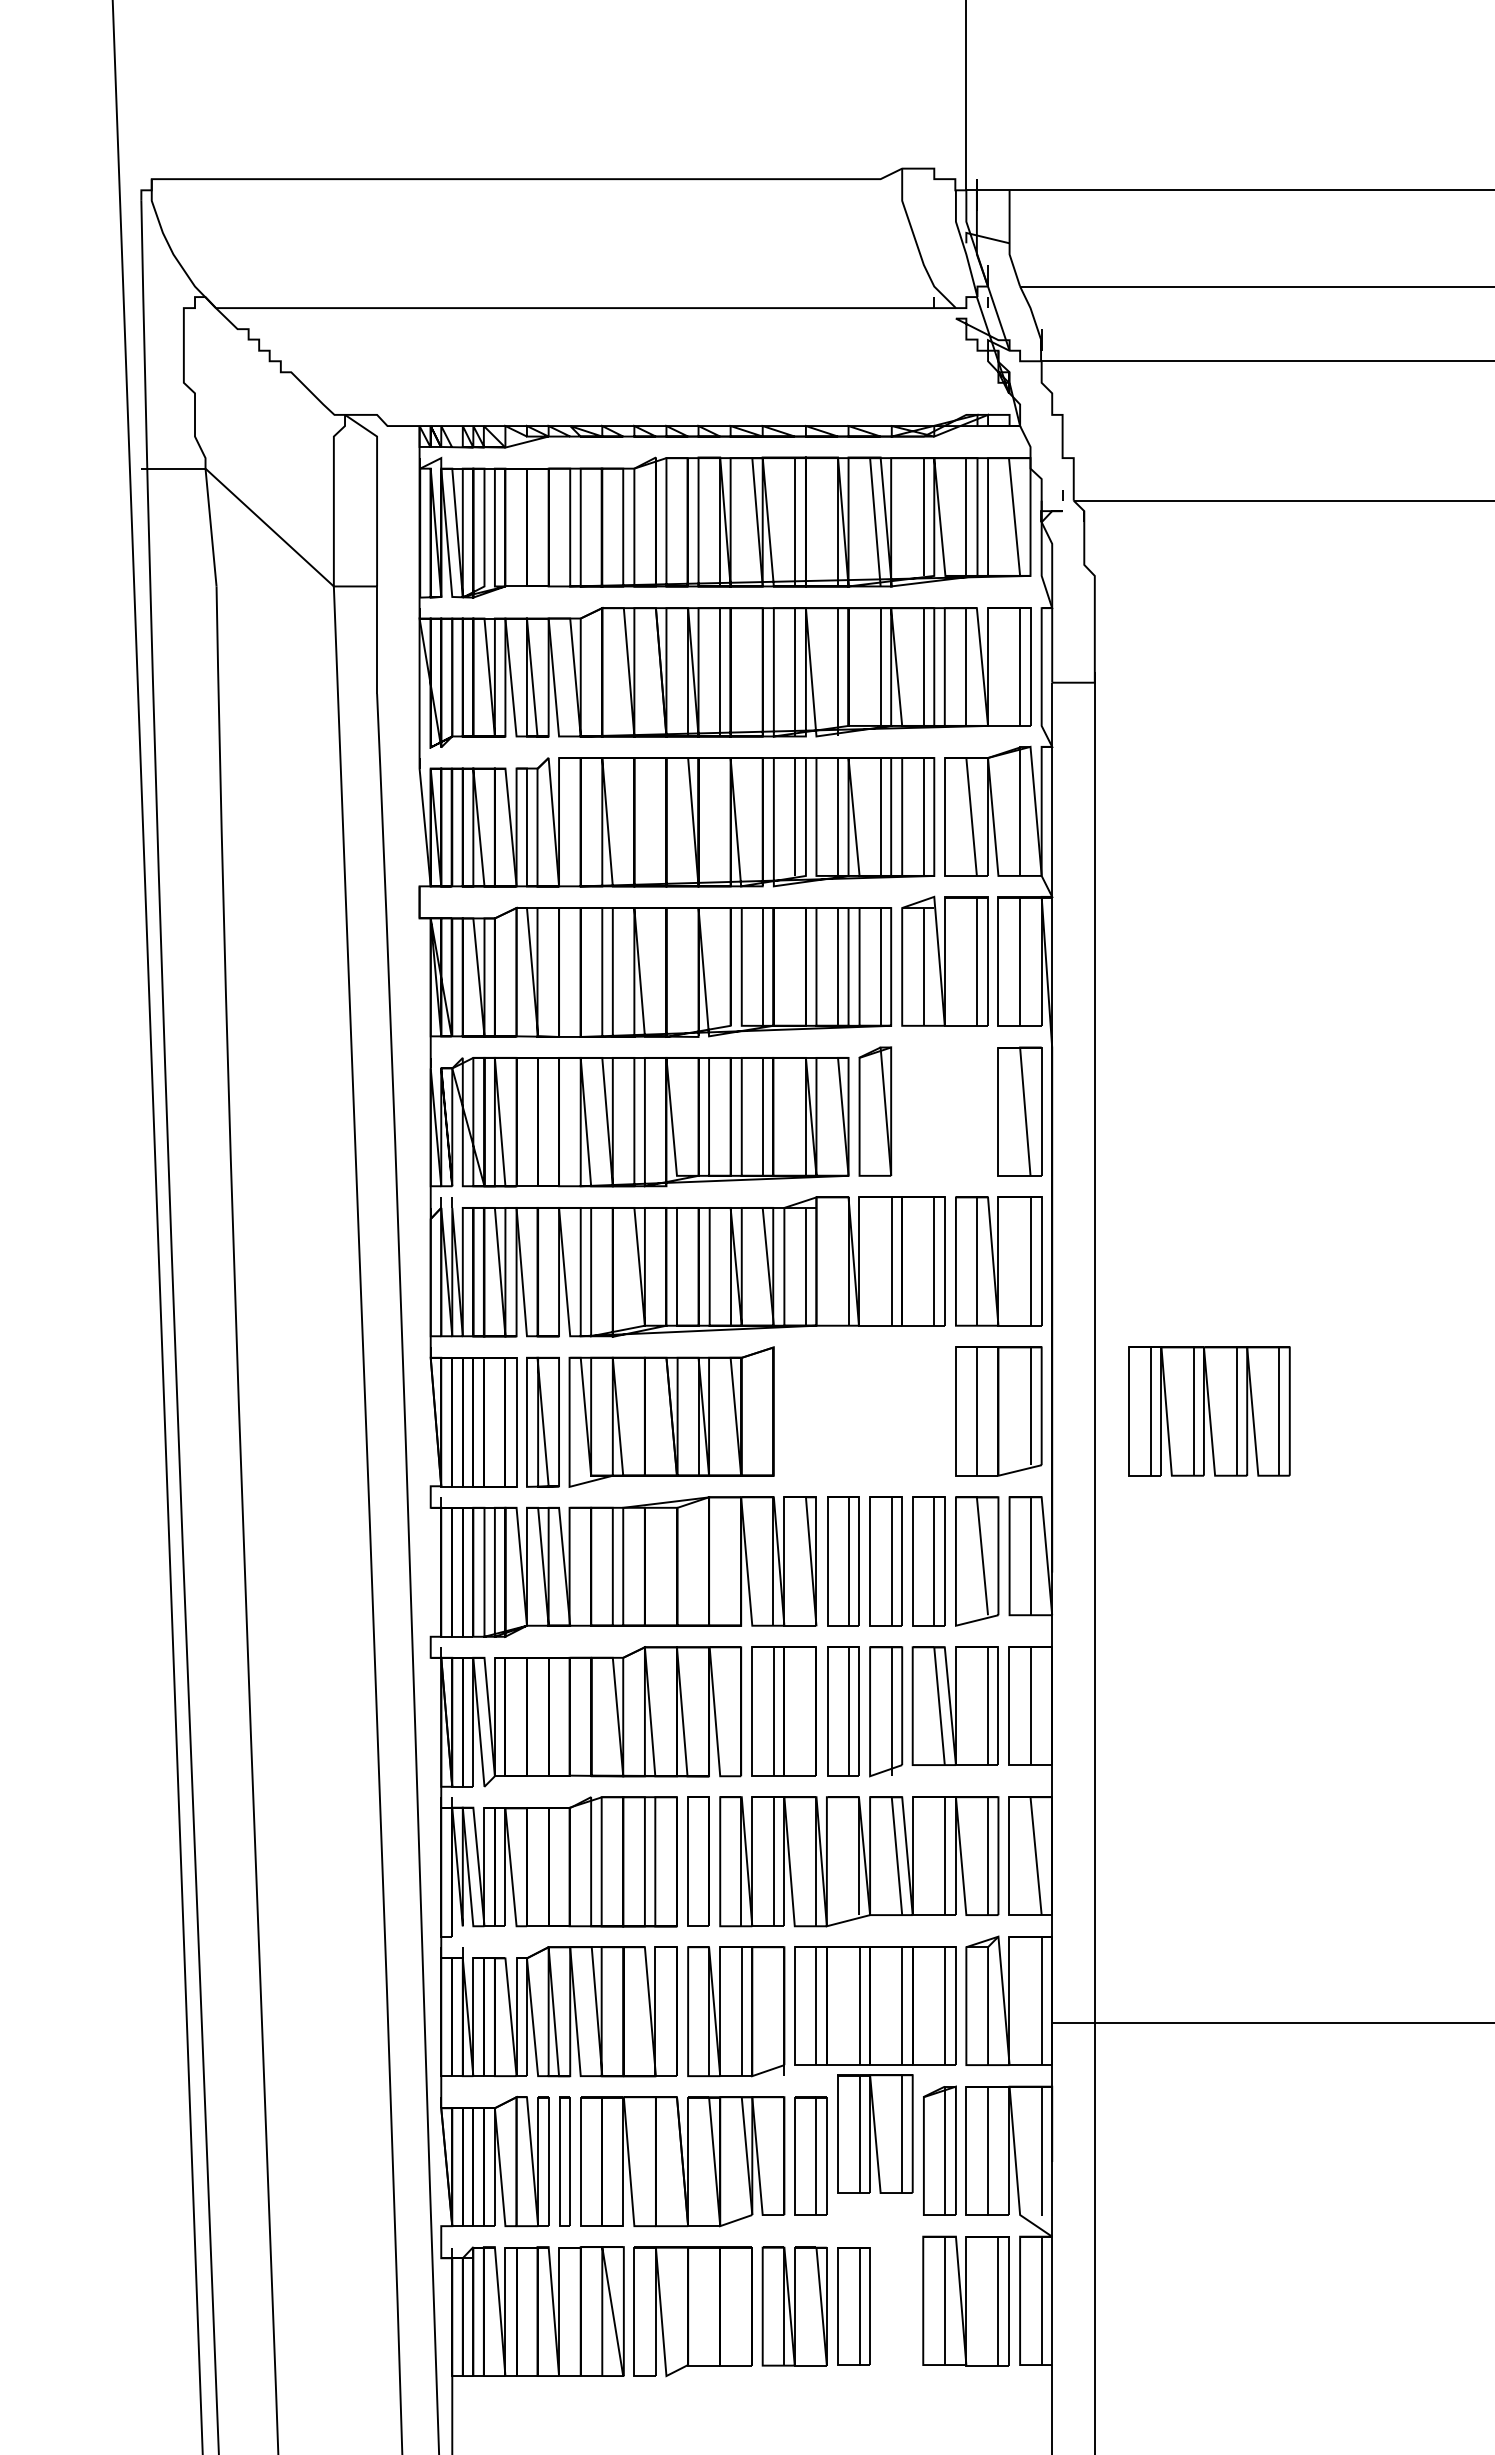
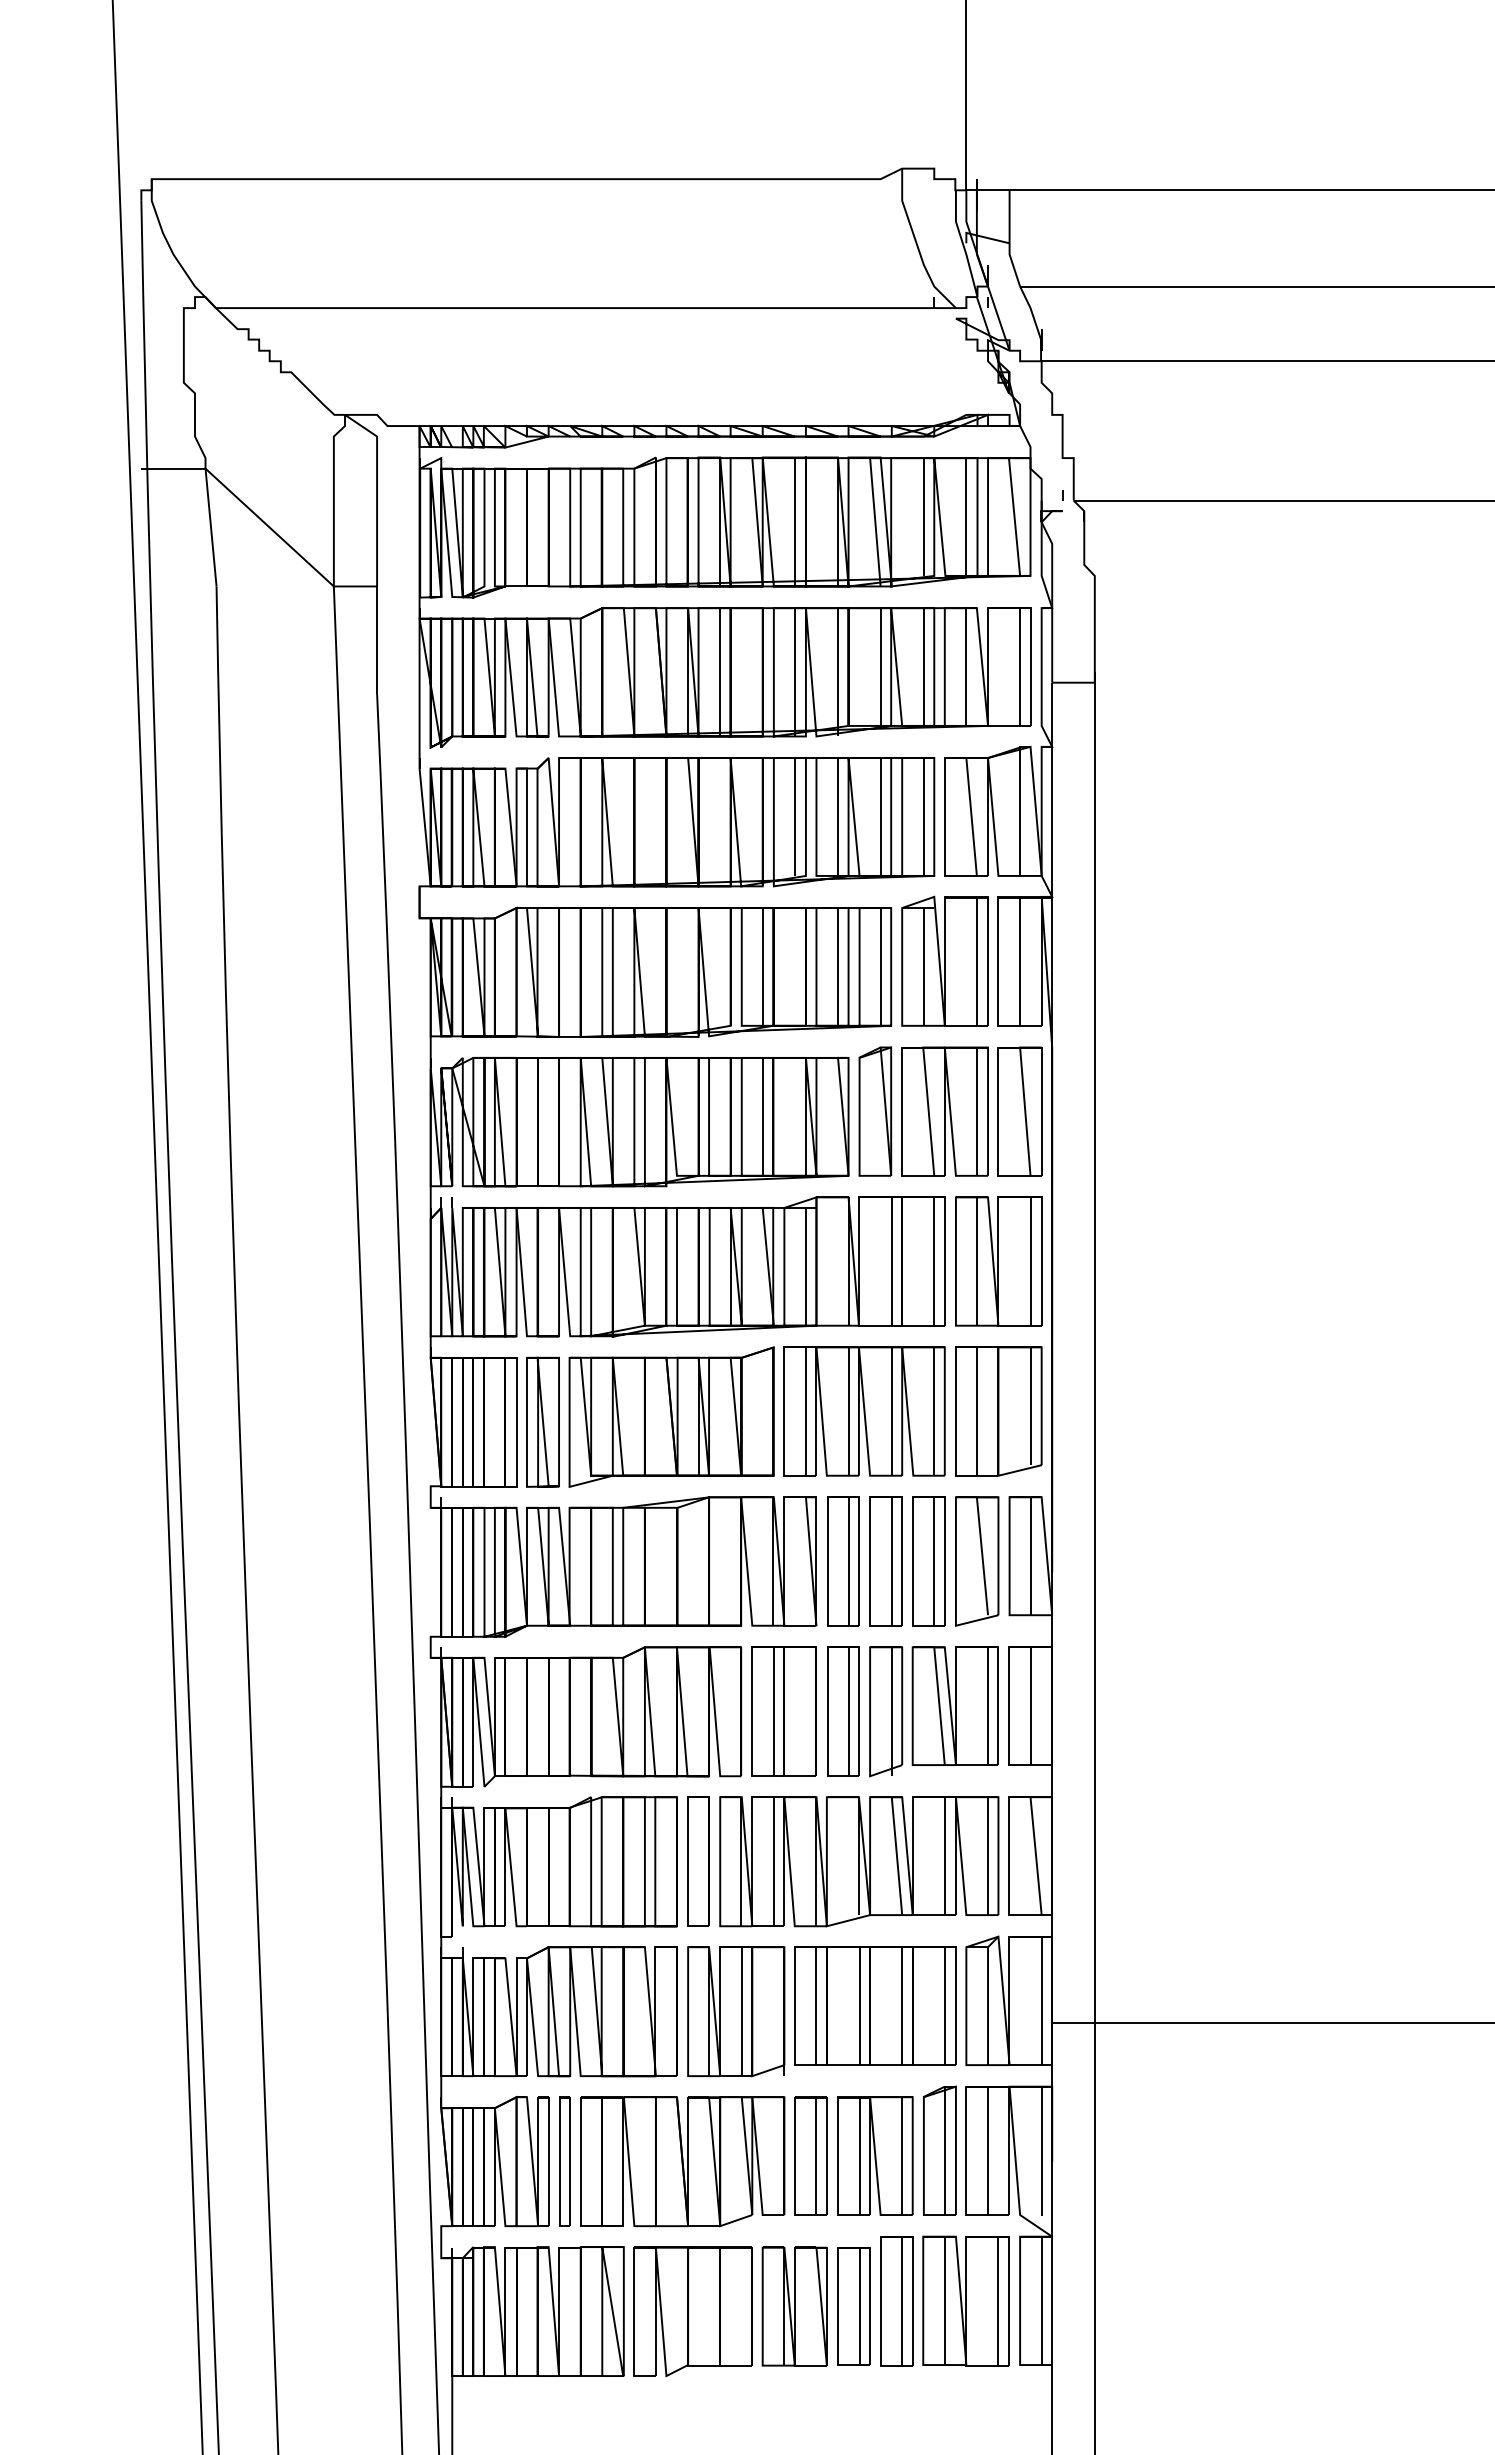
part: none -> present (944, 1111)
part position: (1209, 1411) -> (864, 1411) (864, 1411)
part position: (875, 2133) -> (875, 2155) (875, 2155)
part: none -> present (896, 2301)
